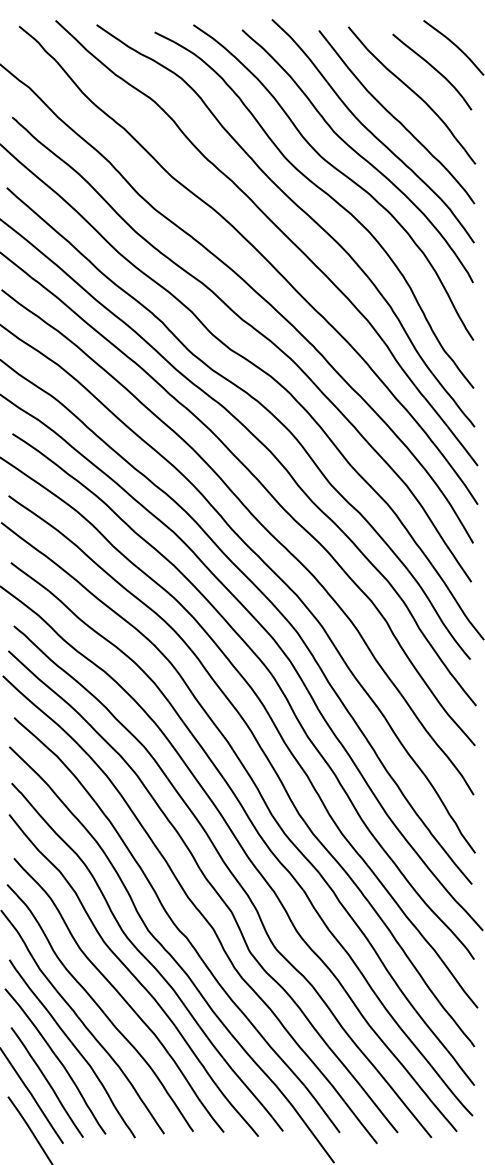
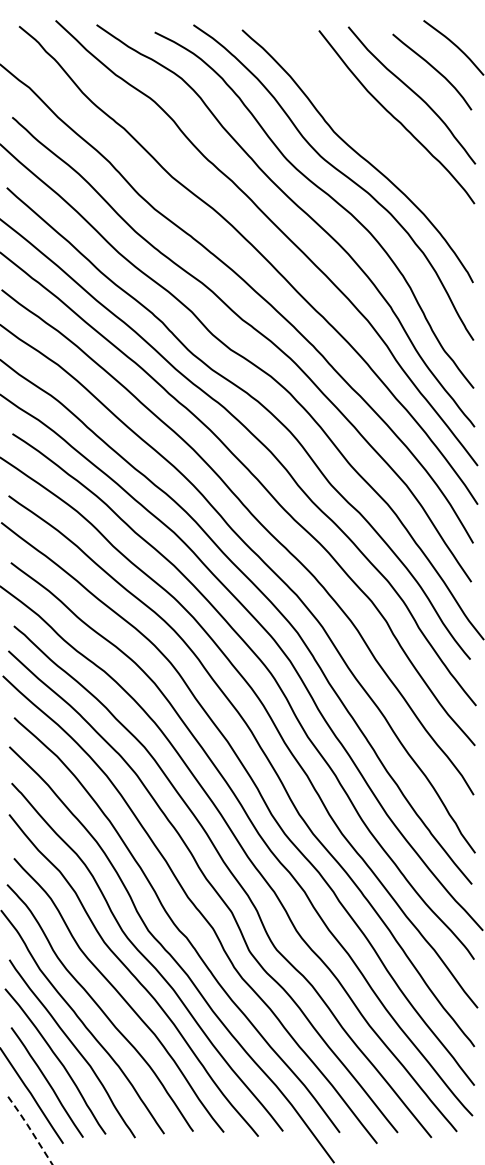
curve: present -> none (371, 131)
line: solid -> dashed (30, 1129)
